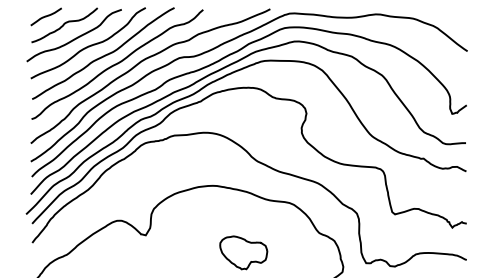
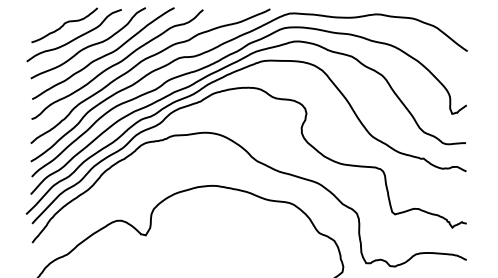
curve: present -> none (45, 16)
part: present -> none (243, 252)
